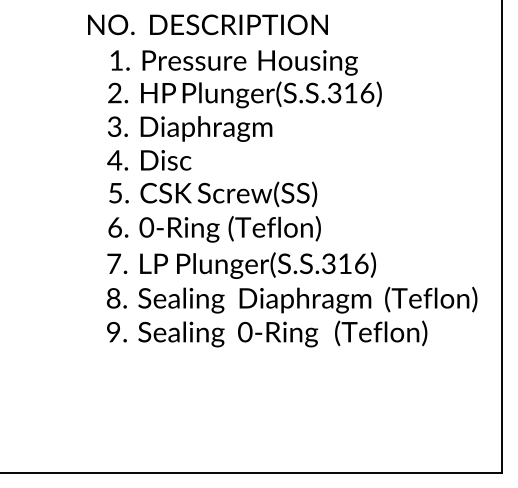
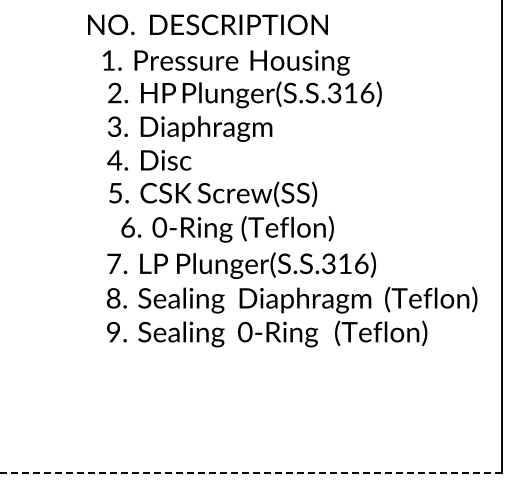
text position: (234, 62) -> (226, 62) (226, 62)
text position: (214, 229) -> (227, 229) (227, 229)
line: solid -> dashed (251, 473)
